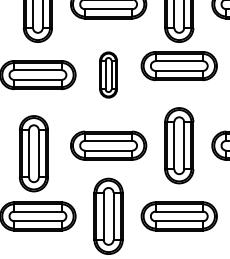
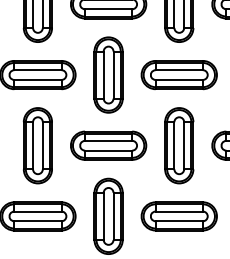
part position: (178, 66) -> (178, 75) (178, 75)
part size: 19x48 px -> 31x78 px (108, 74)
part position: (33, 153) -> (37, 145) (37, 145)
